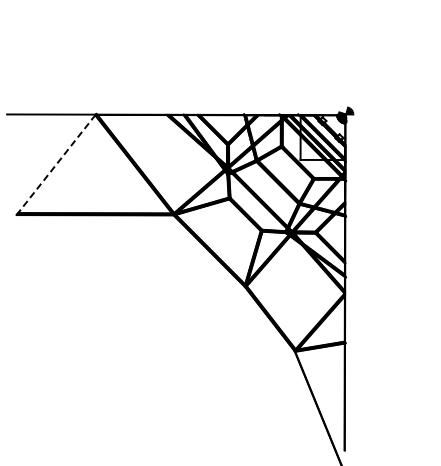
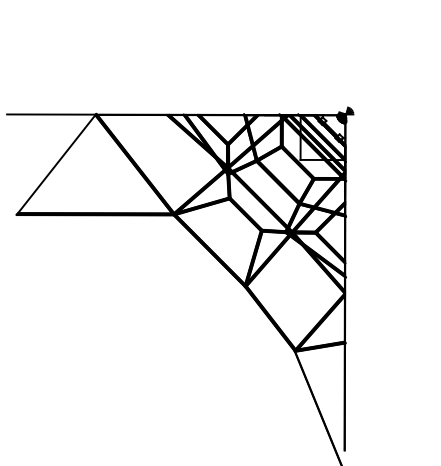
line: dashed -> solid (56, 164)
